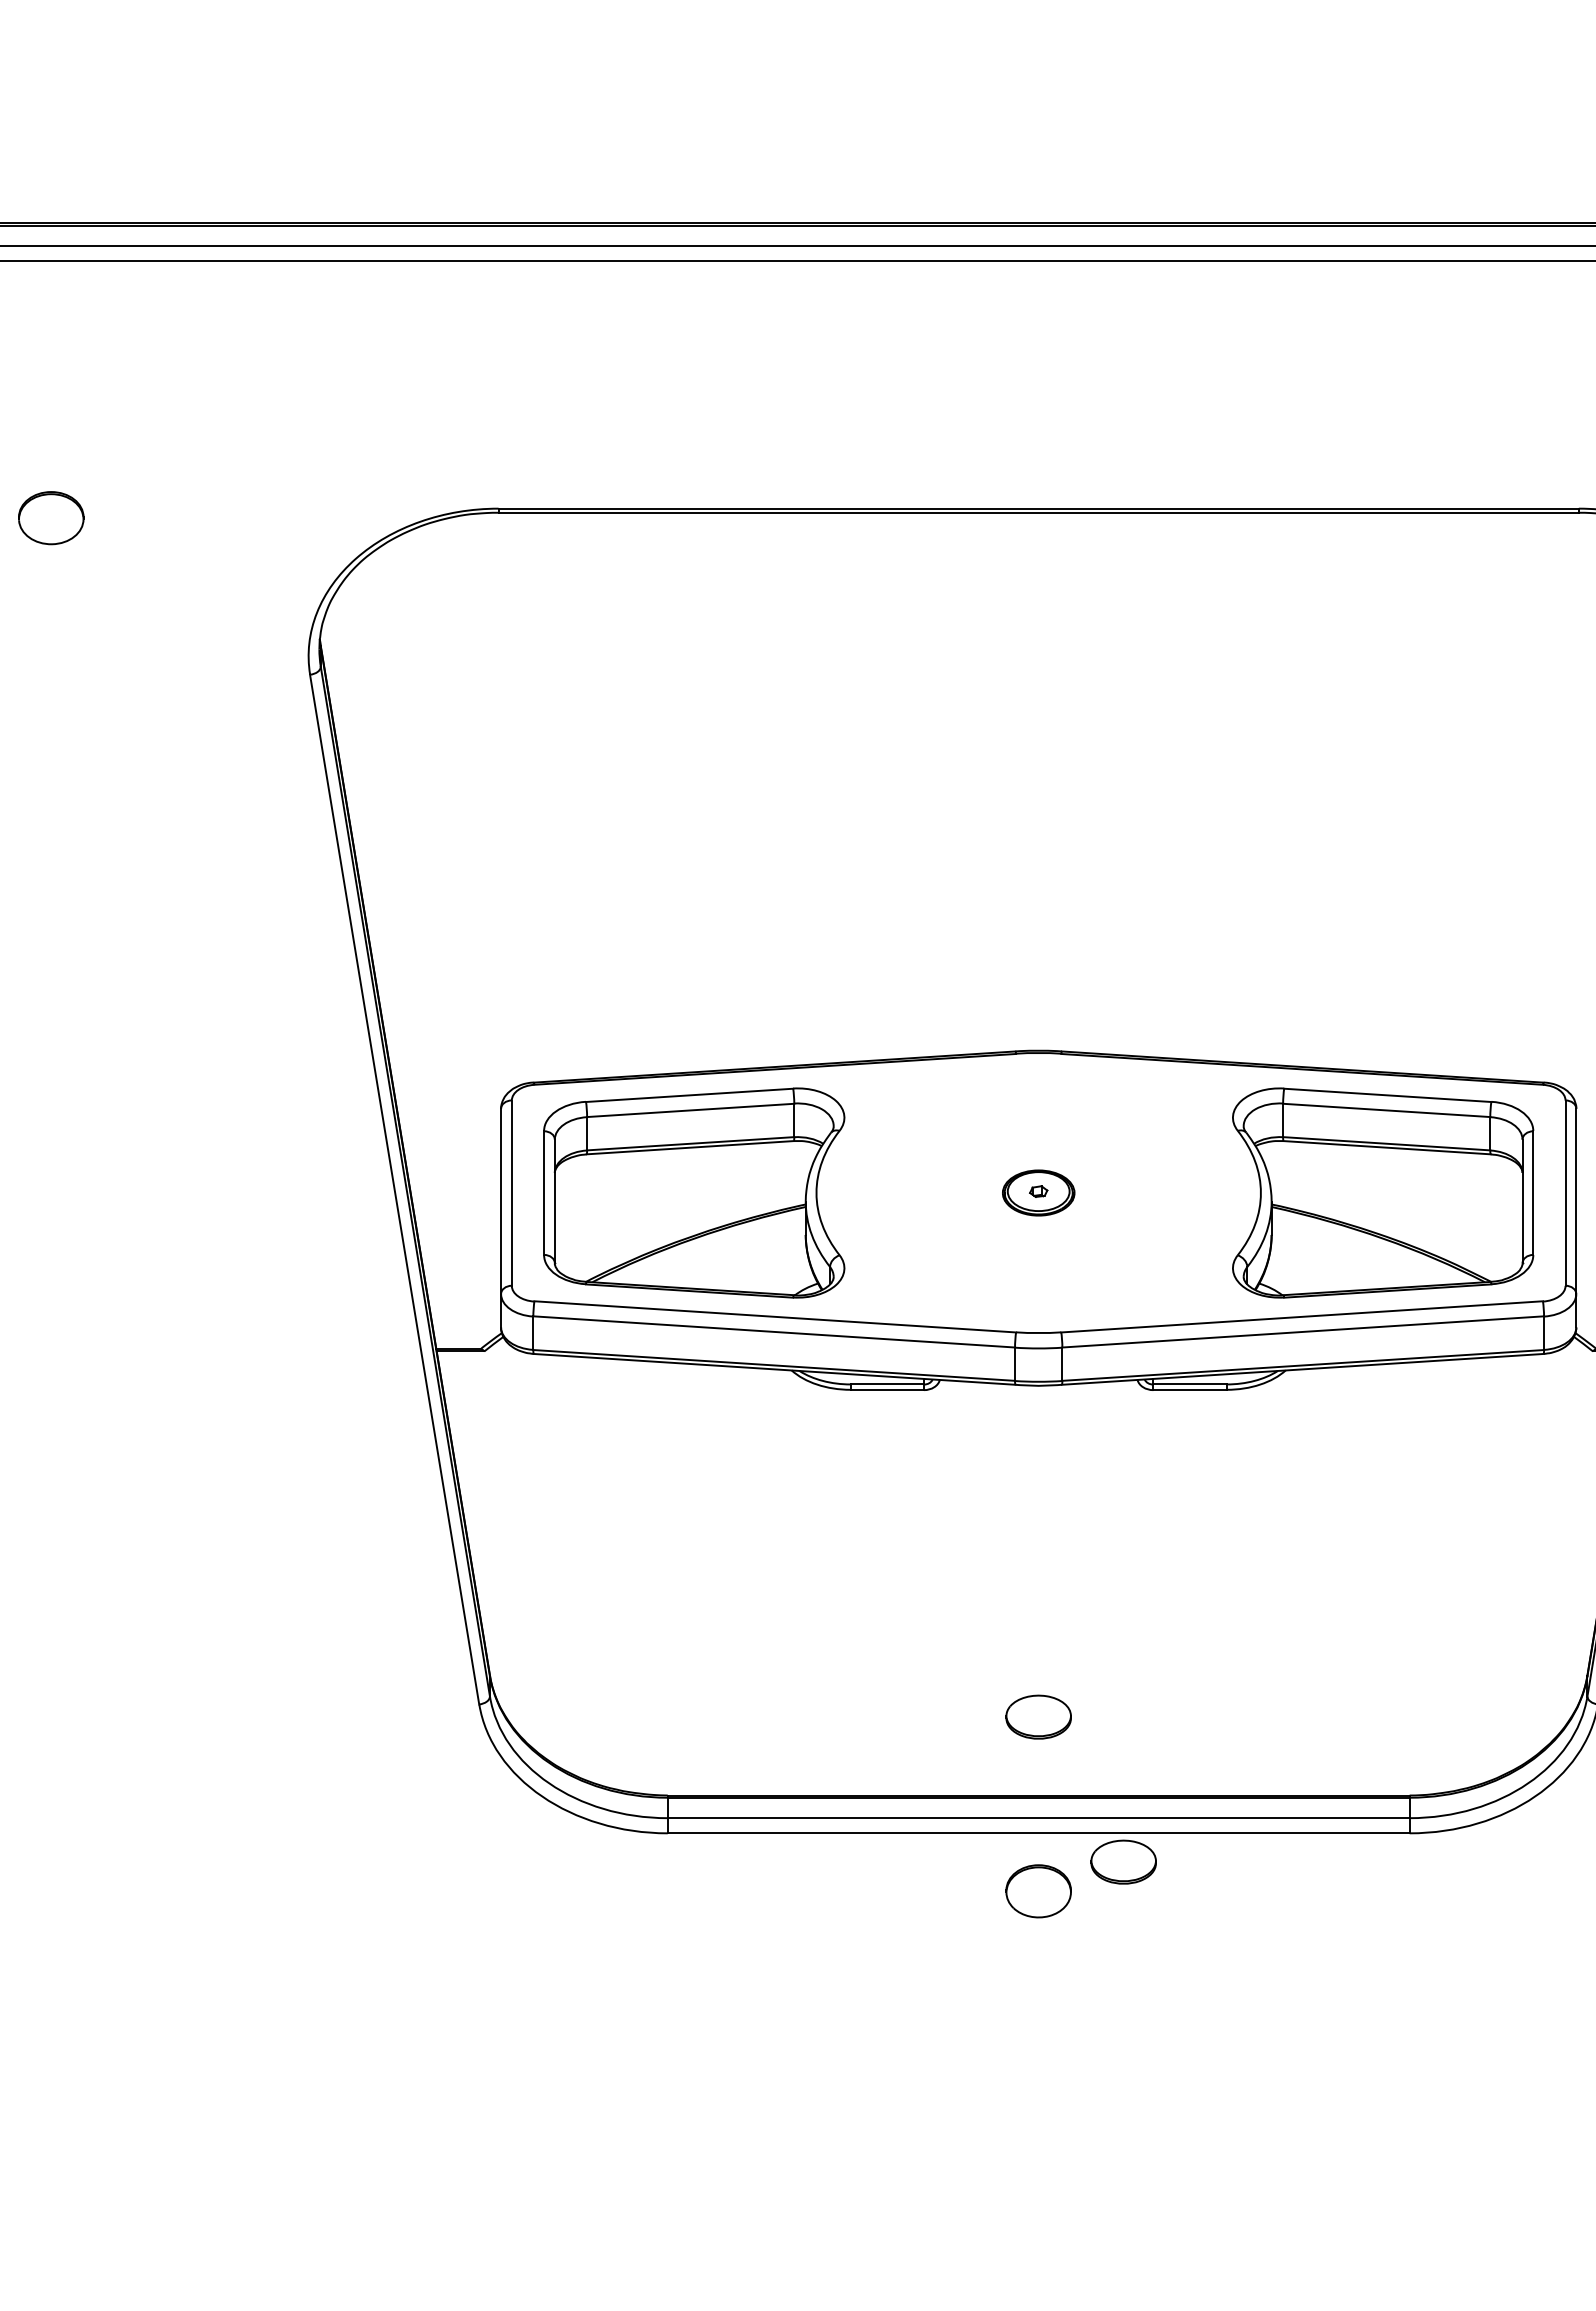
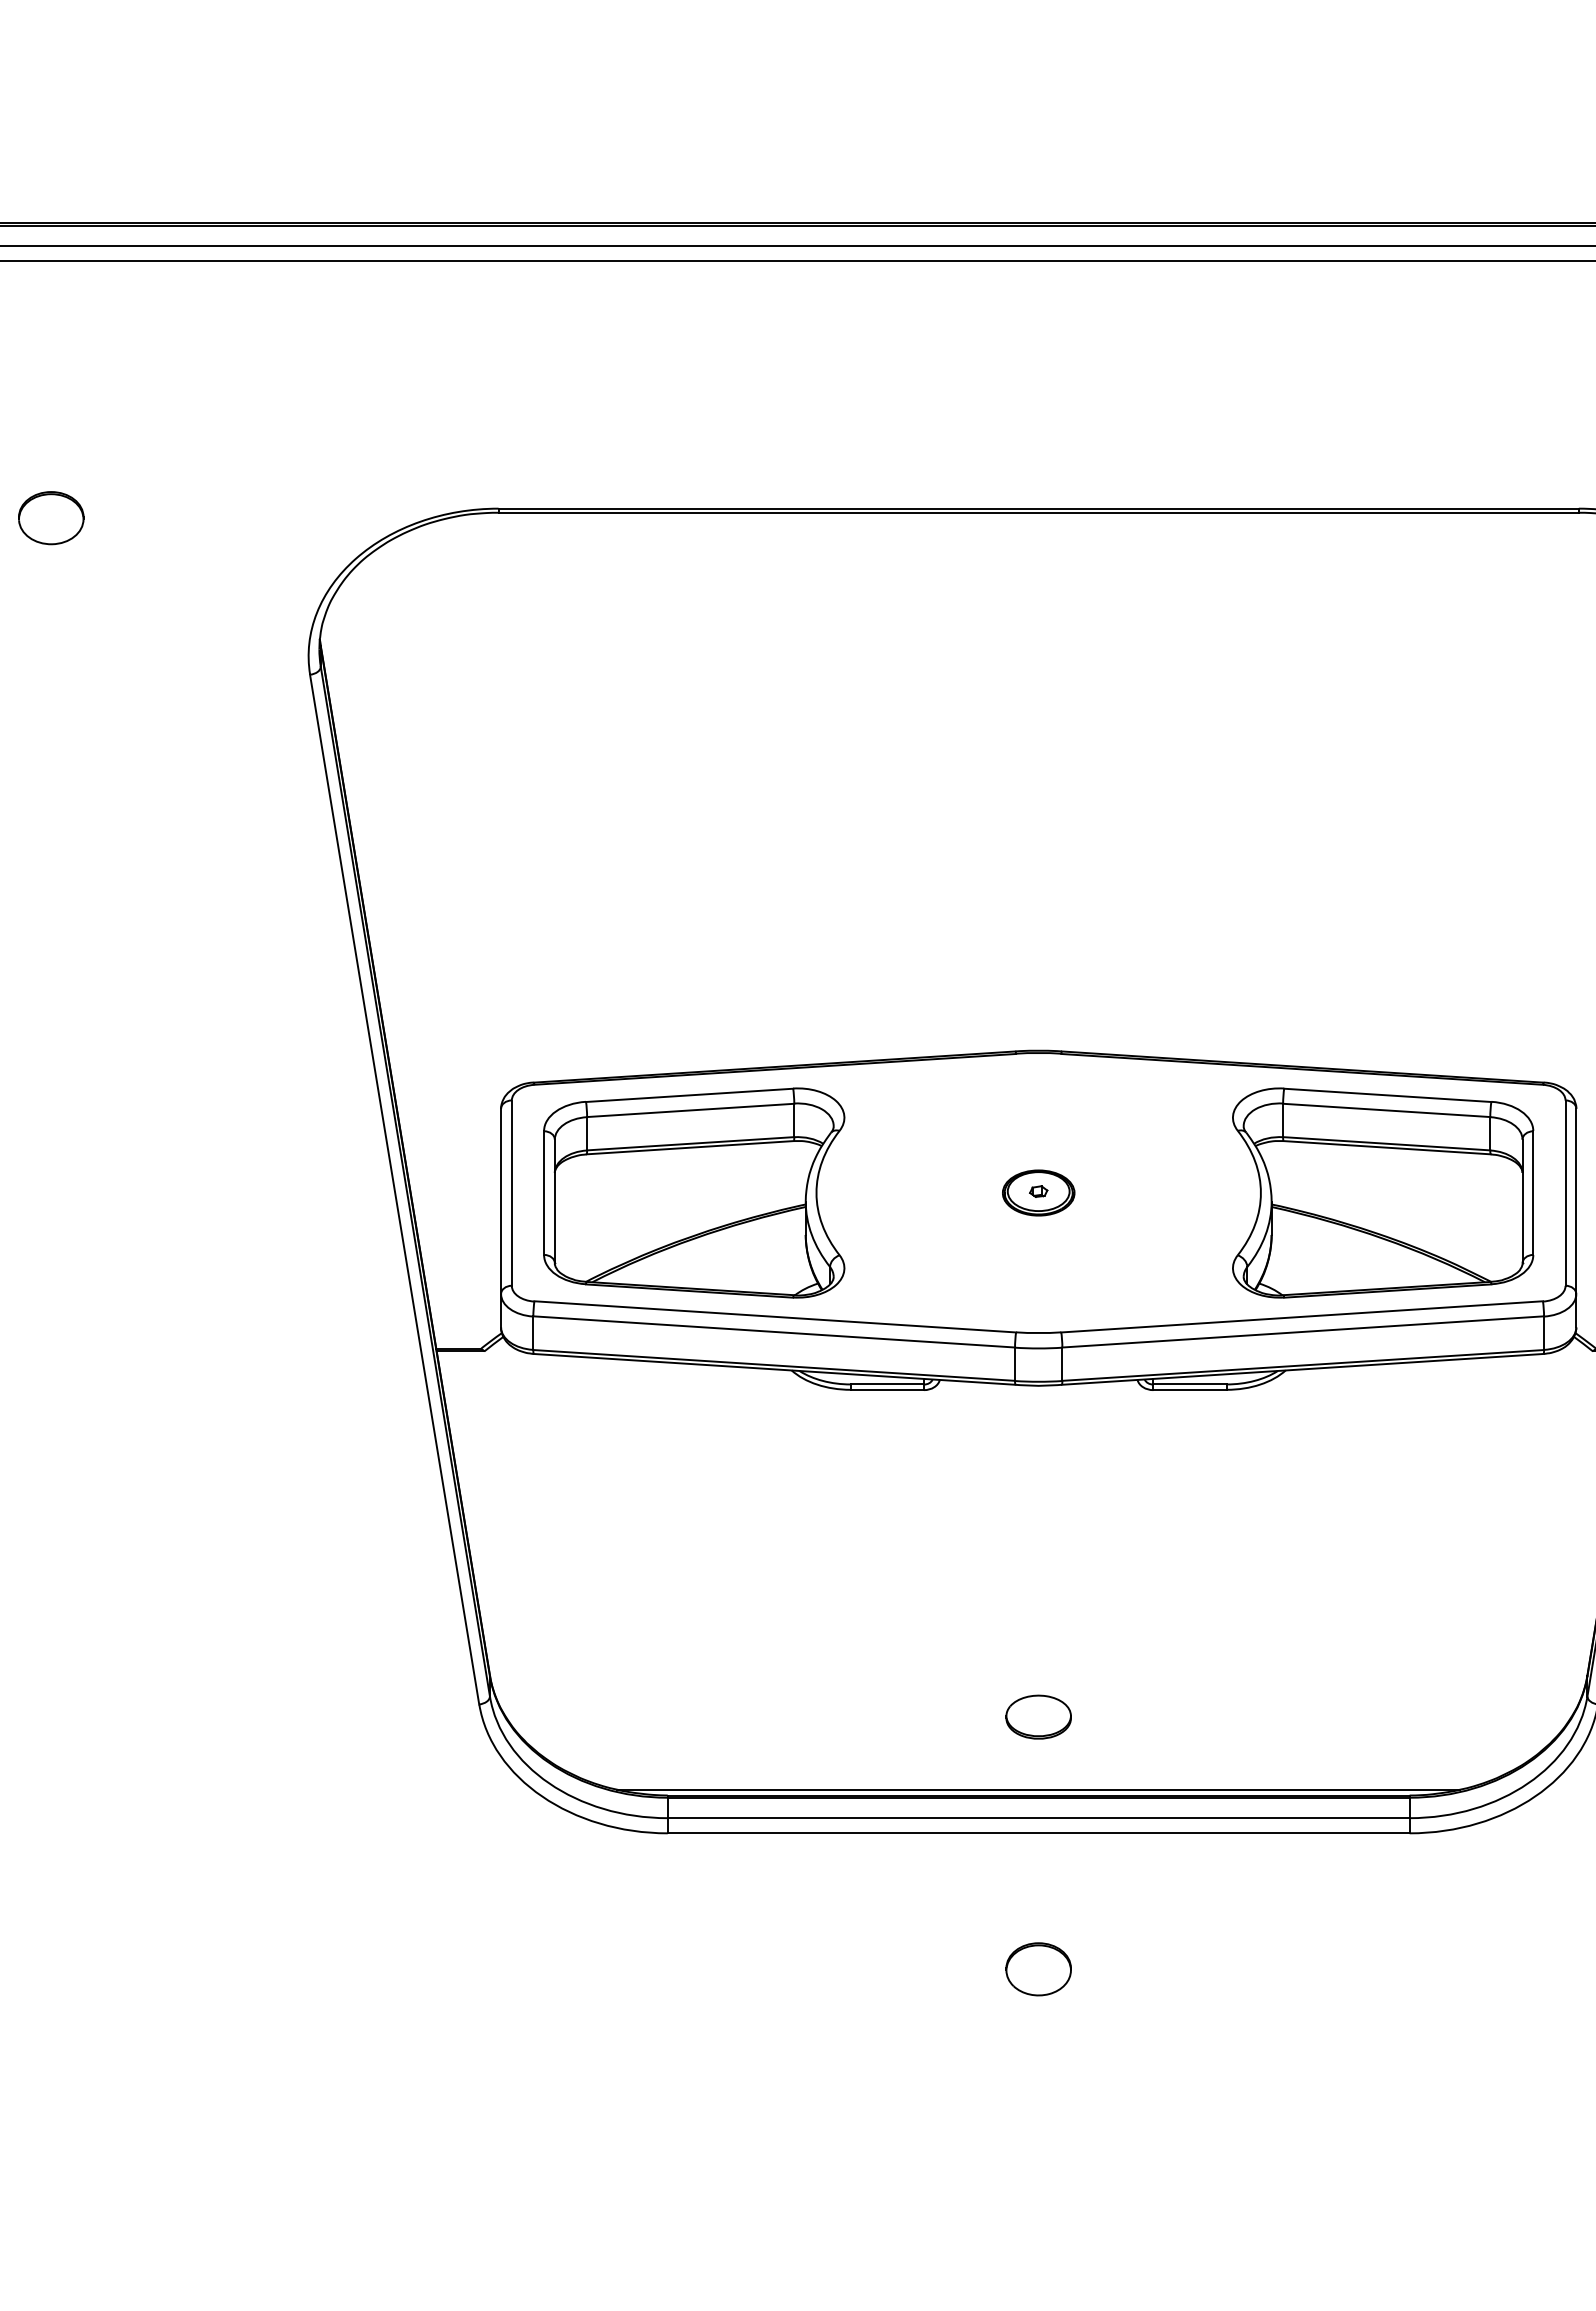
line: none -> present (1038, 1789)
part: present -> none (1123, 1861)
part position: (1038, 1891) -> (1038, 1969) (1038, 1969)
